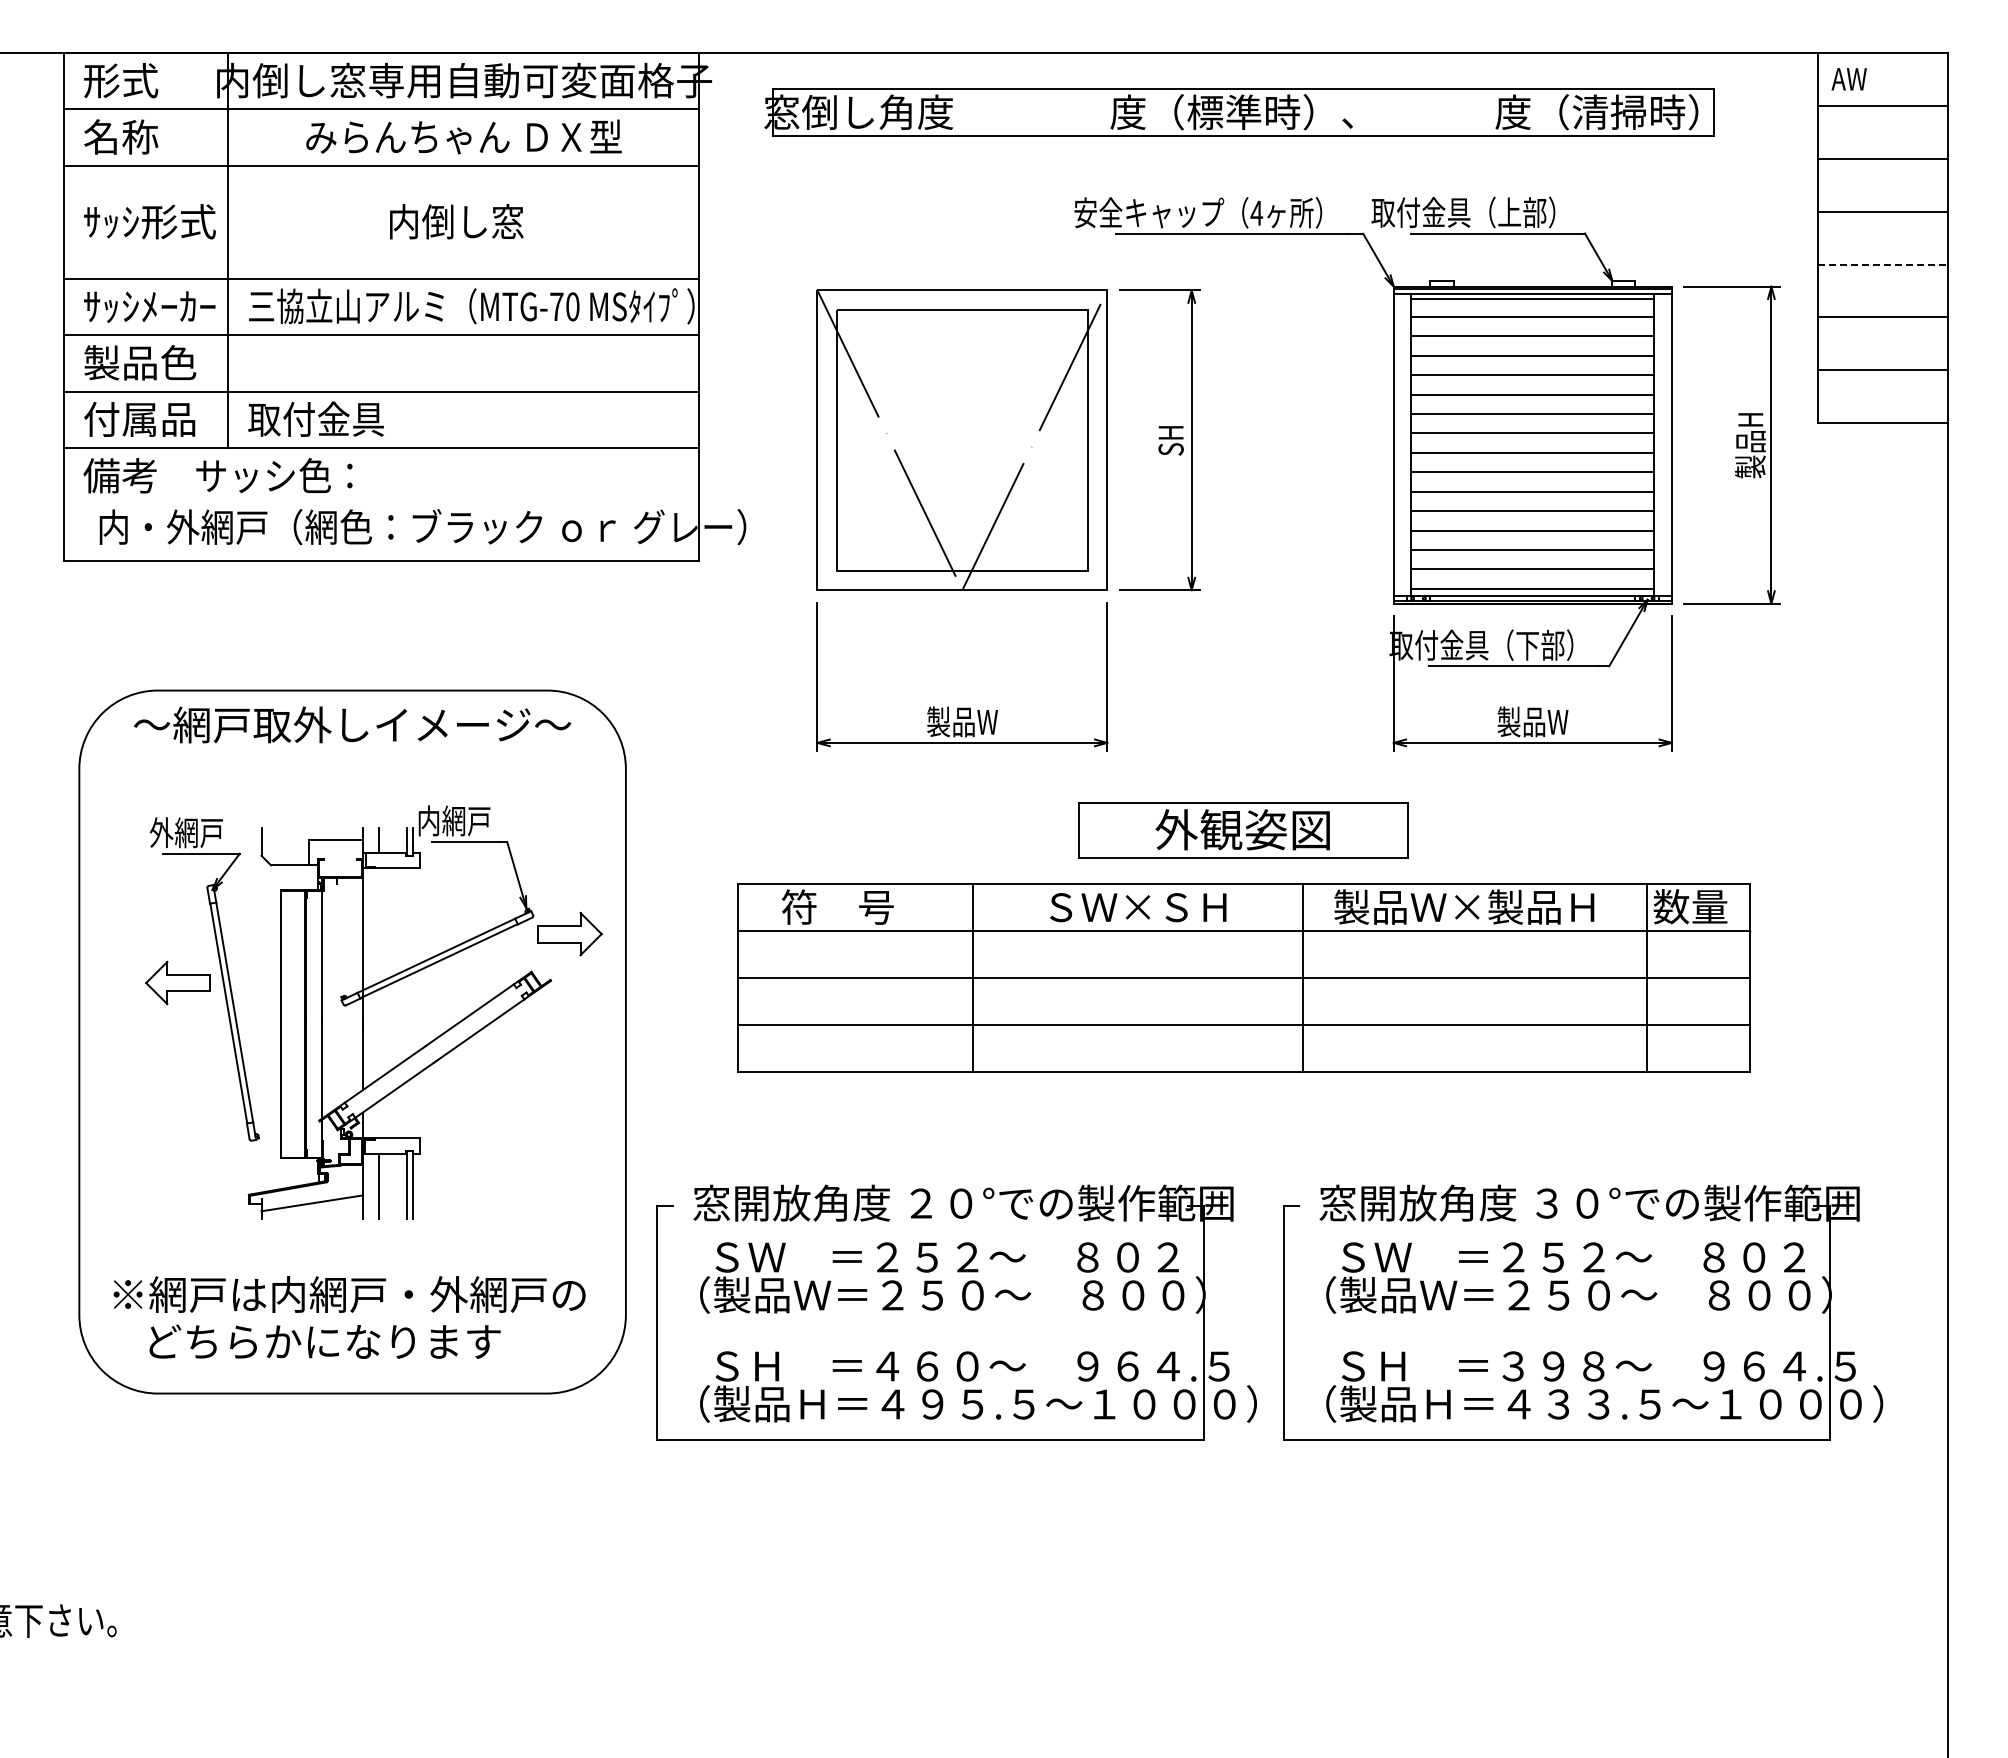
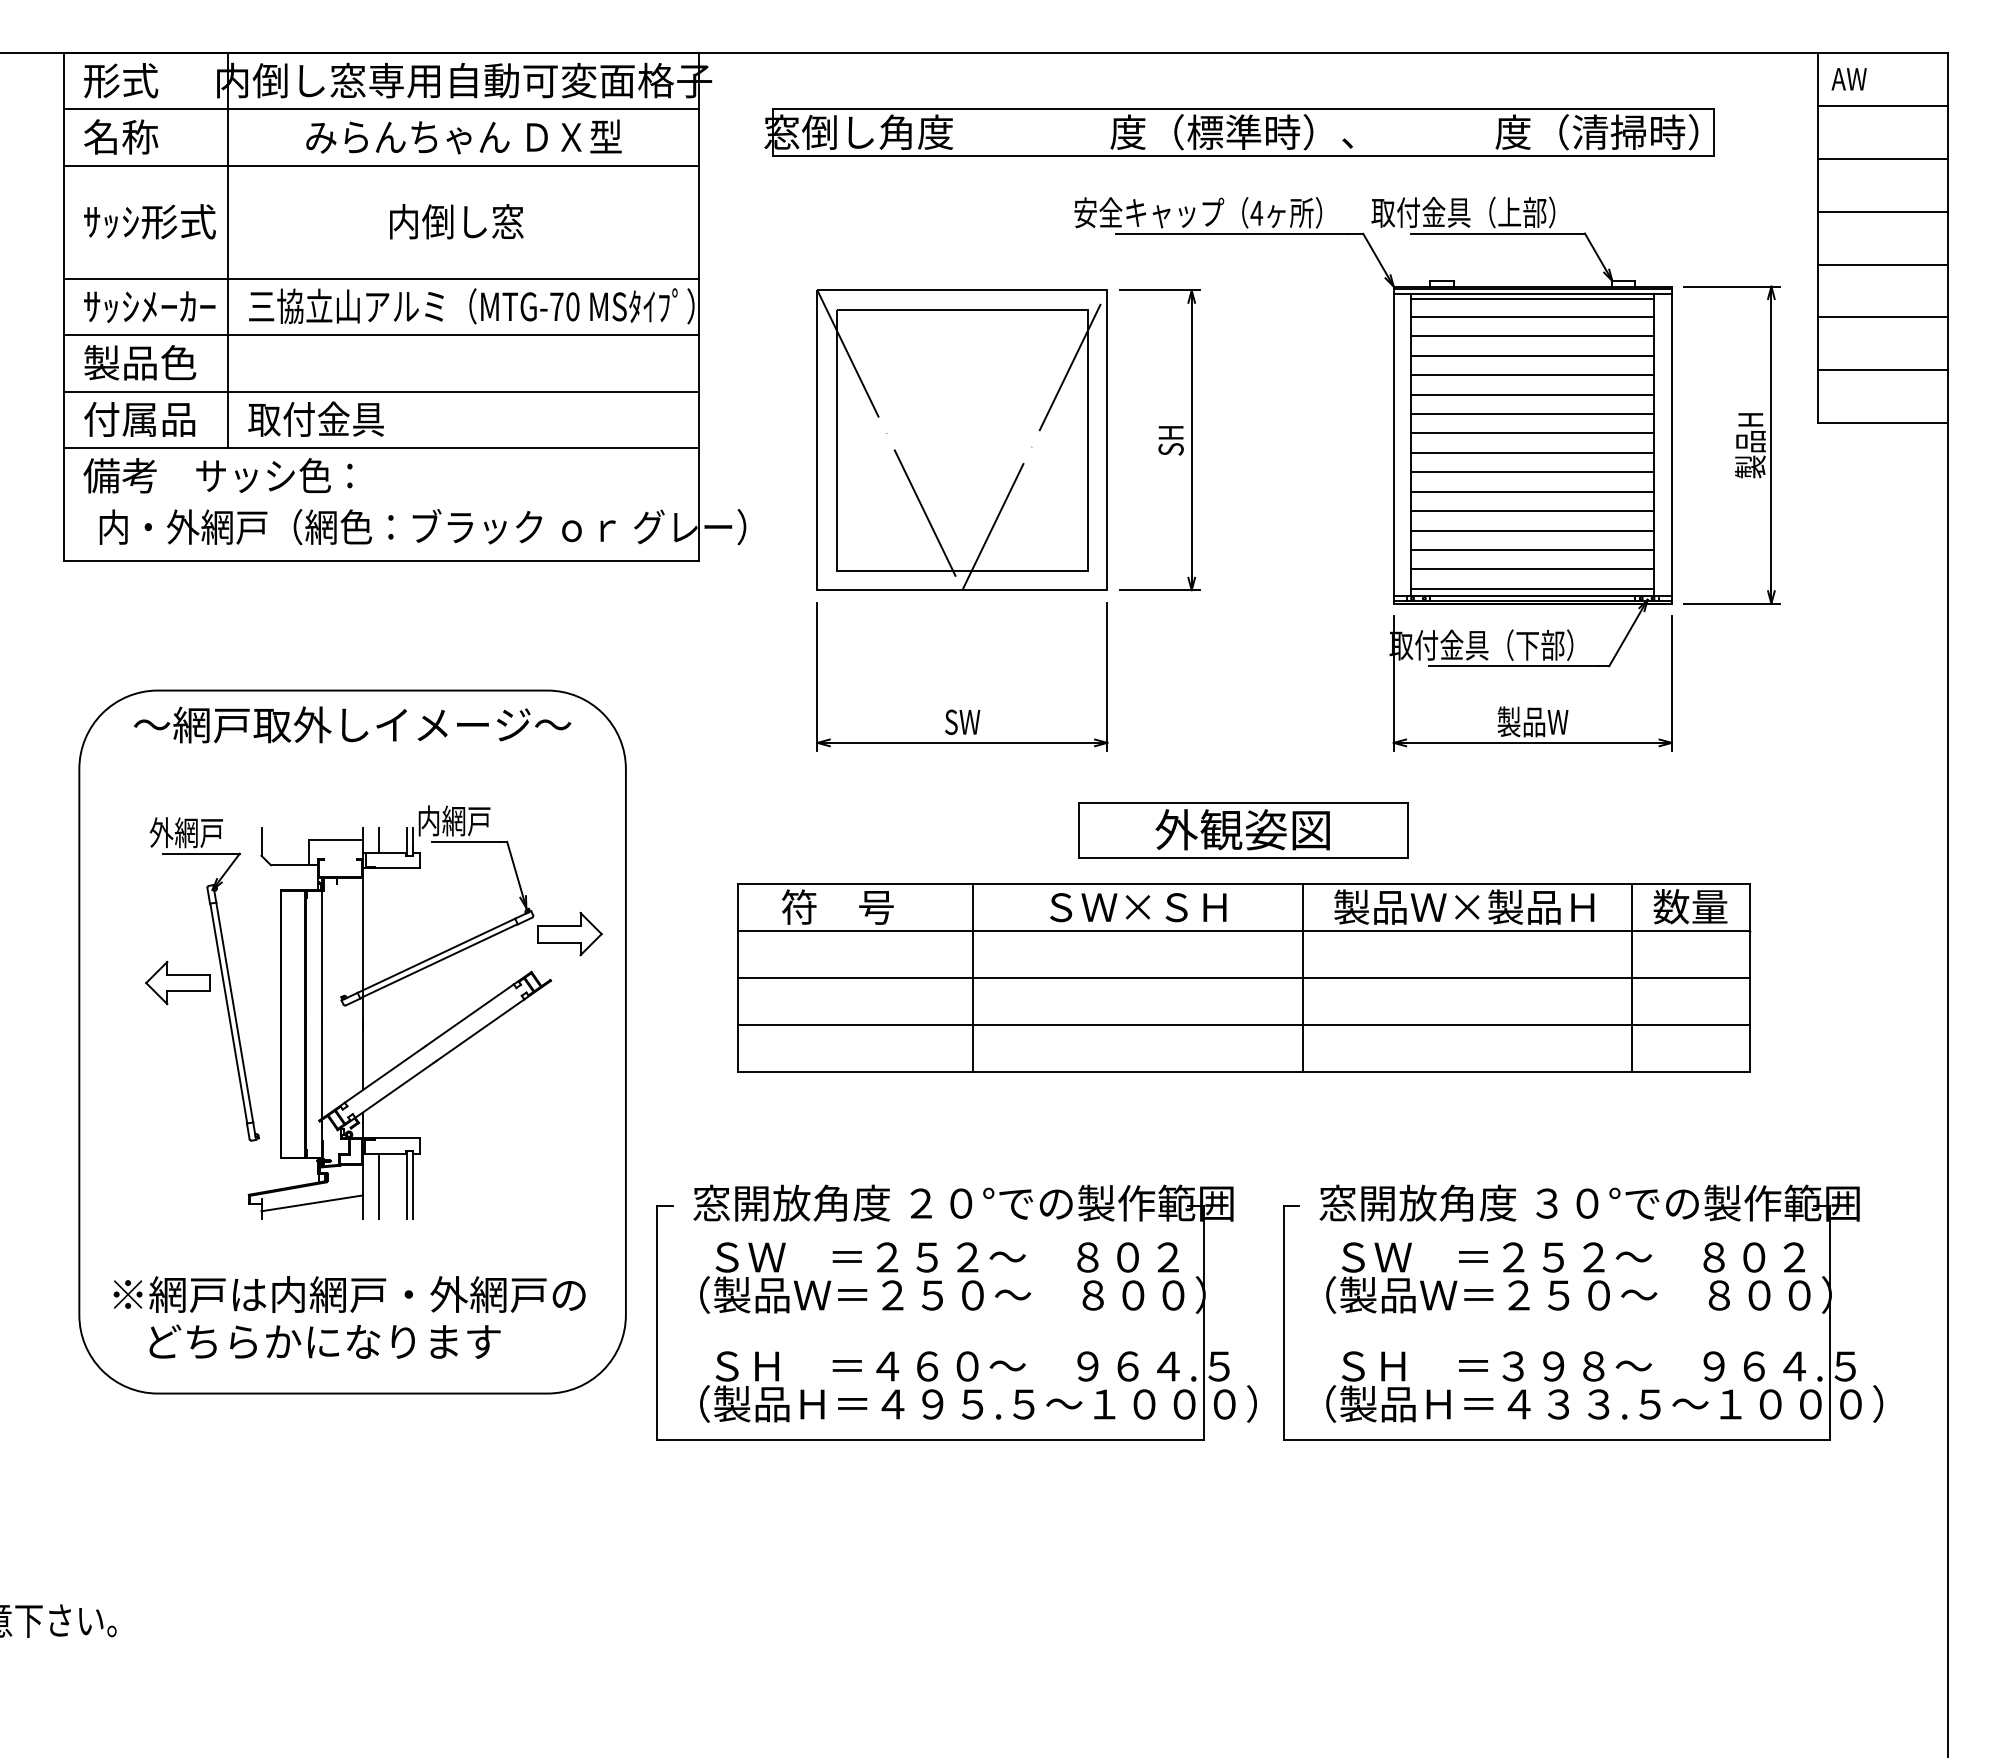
part position: (1239, 112) -> (1239, 132) (1239, 132)
line: dashed -> solid (1883, 264)
text: 製品W -> SW (962, 721)
line position: (1646, 978) -> (1631, 978) (1631, 978)
